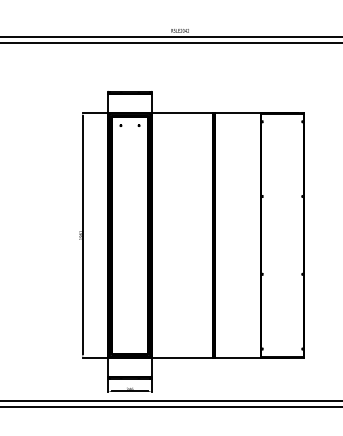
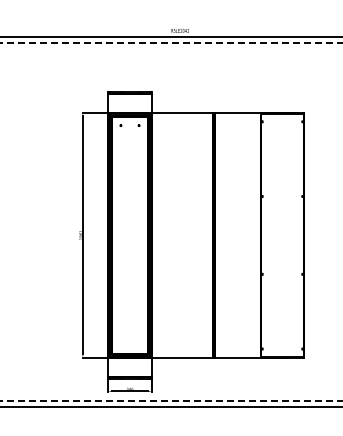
line: solid -> dashed (171, 43)
line: solid -> dashed (171, 400)
